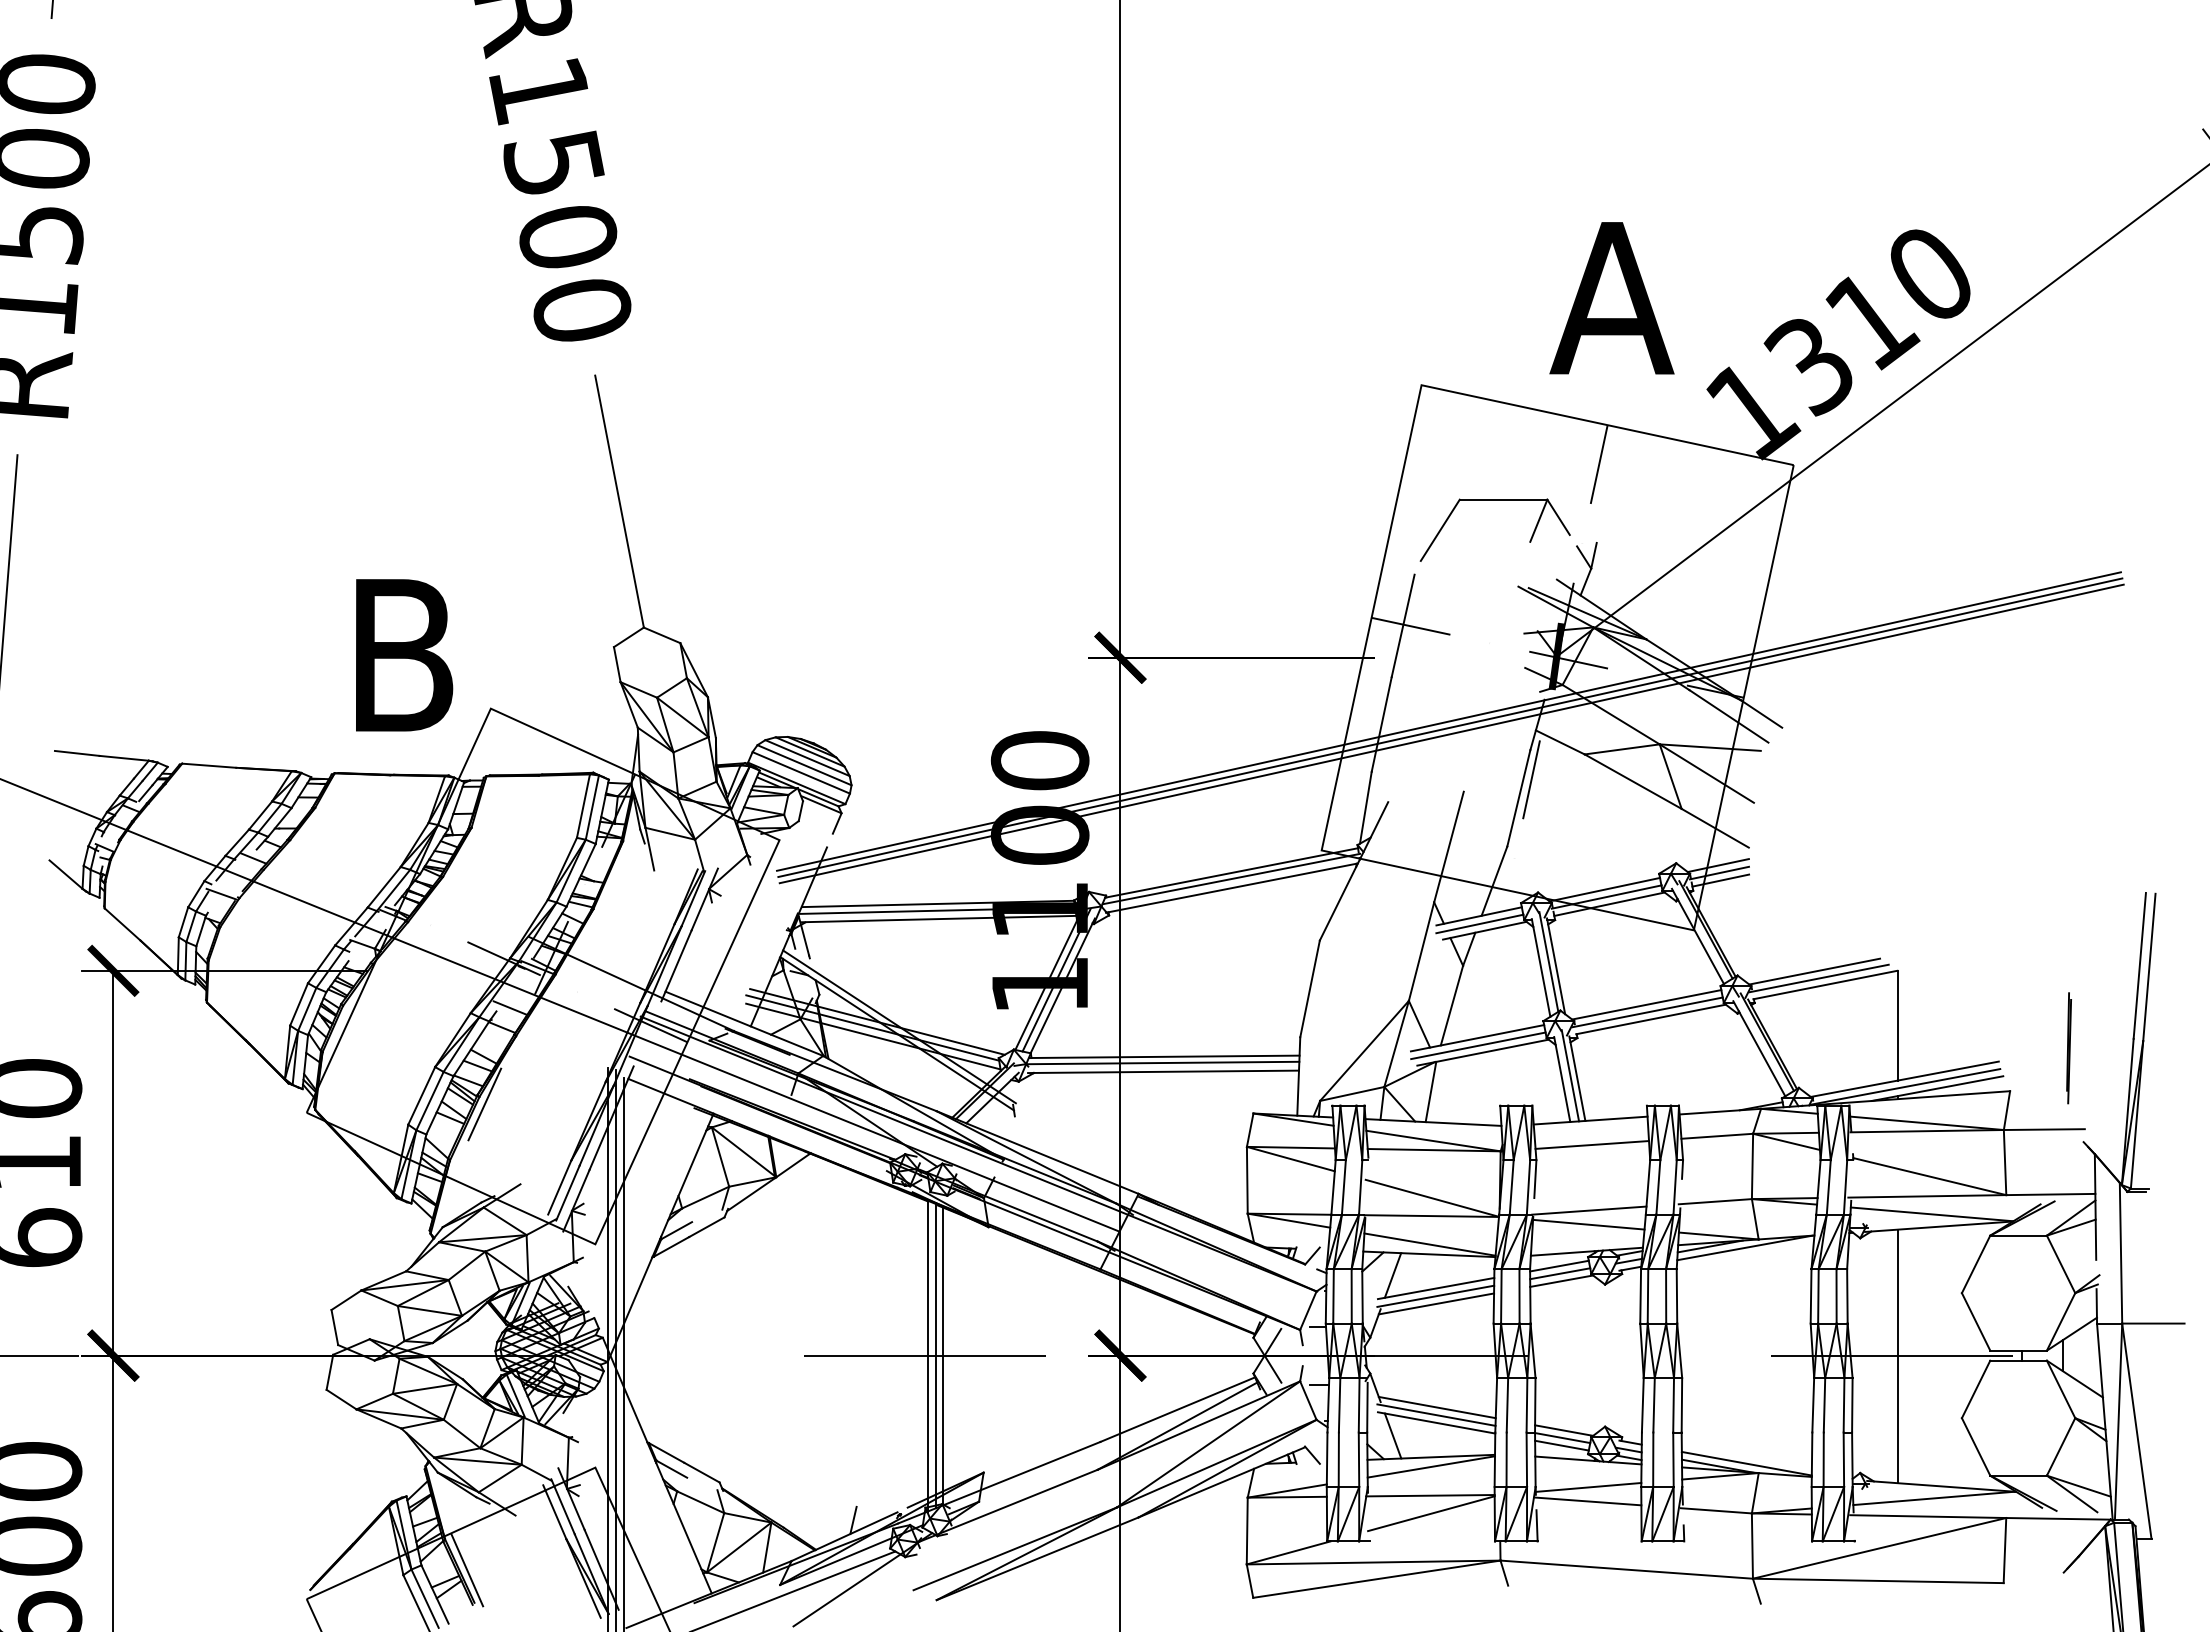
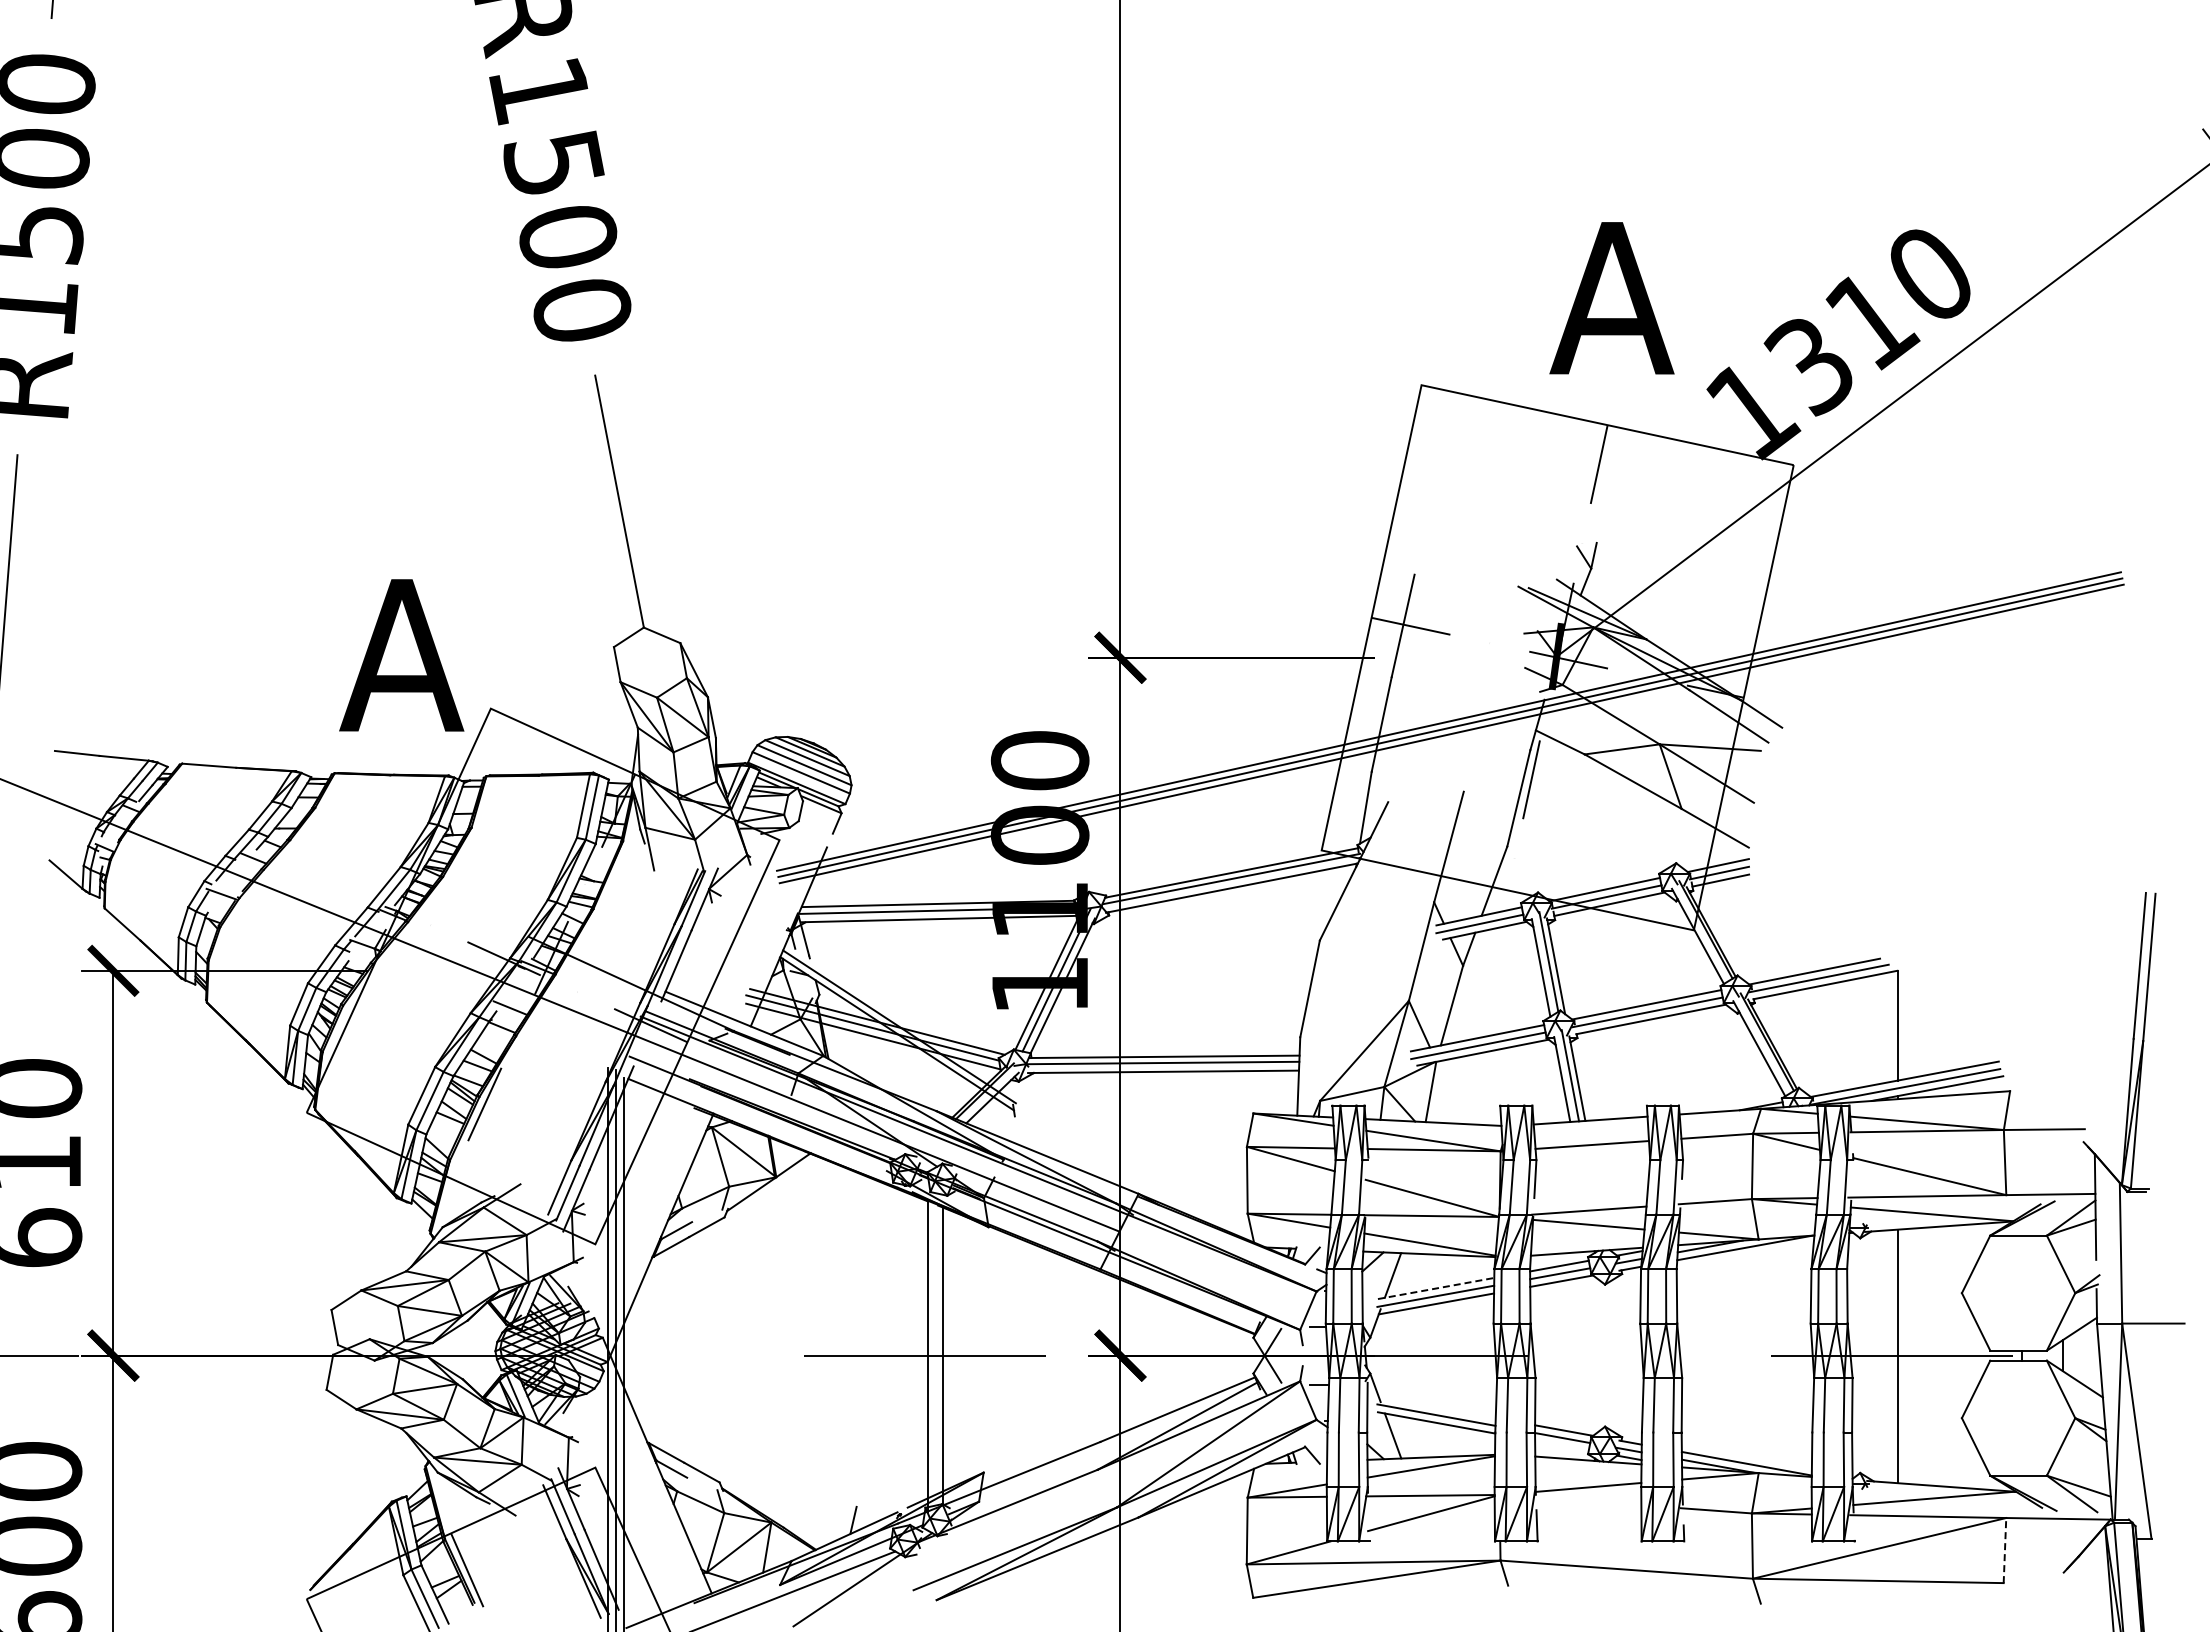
part: present -> none (1494, 500)
text: B -> A (401, 655)
part: present -> none (2068, 1048)
line: solid -> dashed (1436, 1288)
line: present -> none (935, 1355)
line: present -> none (1436, 1407)
line: present -> none (1561, 1445)
line: present -> none (1587, 1501)
line: solid -> dashed (2004, 1550)
